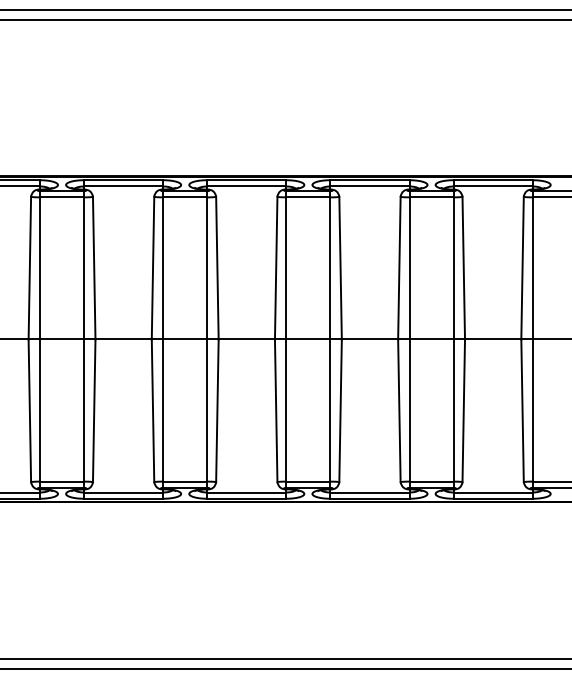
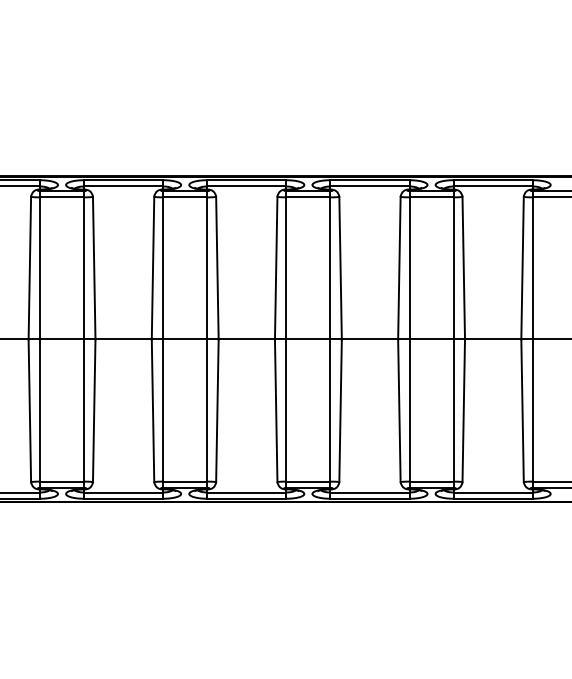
line: present -> none (285, 9)
line: present -> none (285, 20)
line: present -> none (285, 658)
line: present -> none (285, 669)
